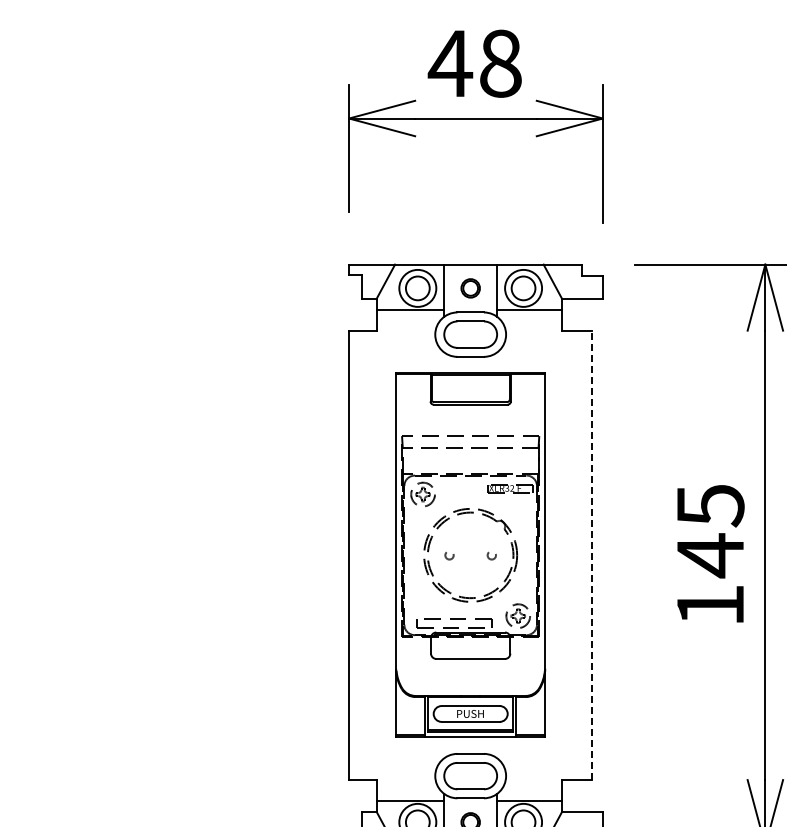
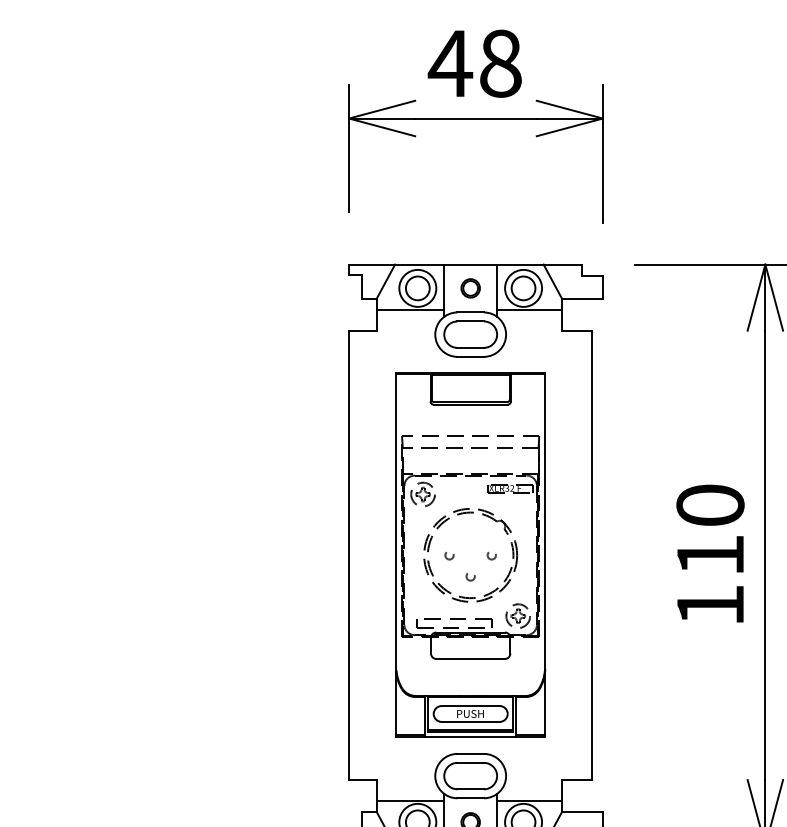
text: 145 -> 110 (710, 531)
line: dashed -> solid (592, 555)
circle: none -> present (470, 577)
